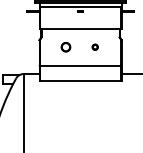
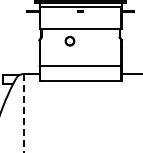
part: present -> none (94, 46)
part position: (65, 47) -> (69, 41) (69, 41)
line: solid -> dashed (23, 113)
